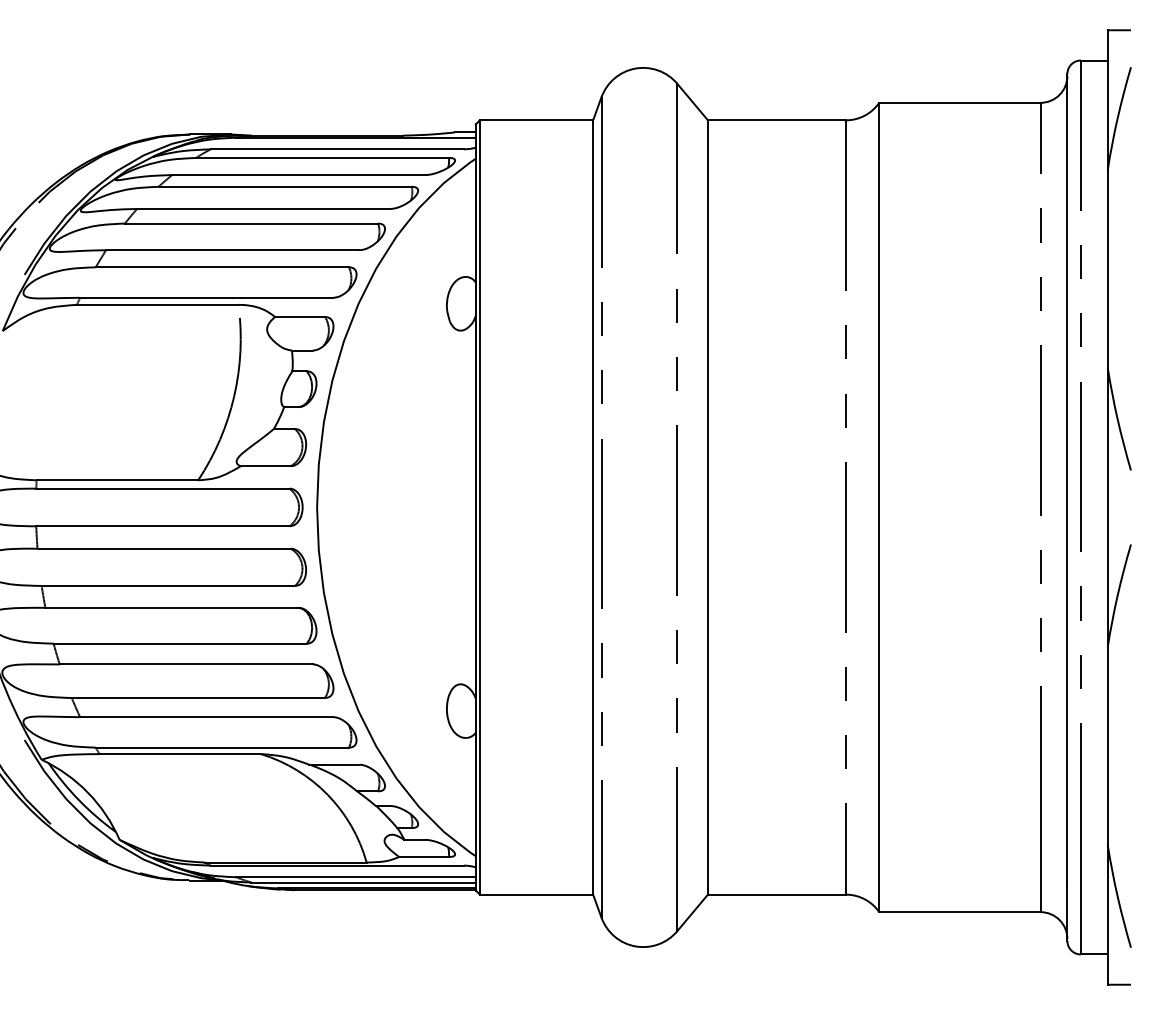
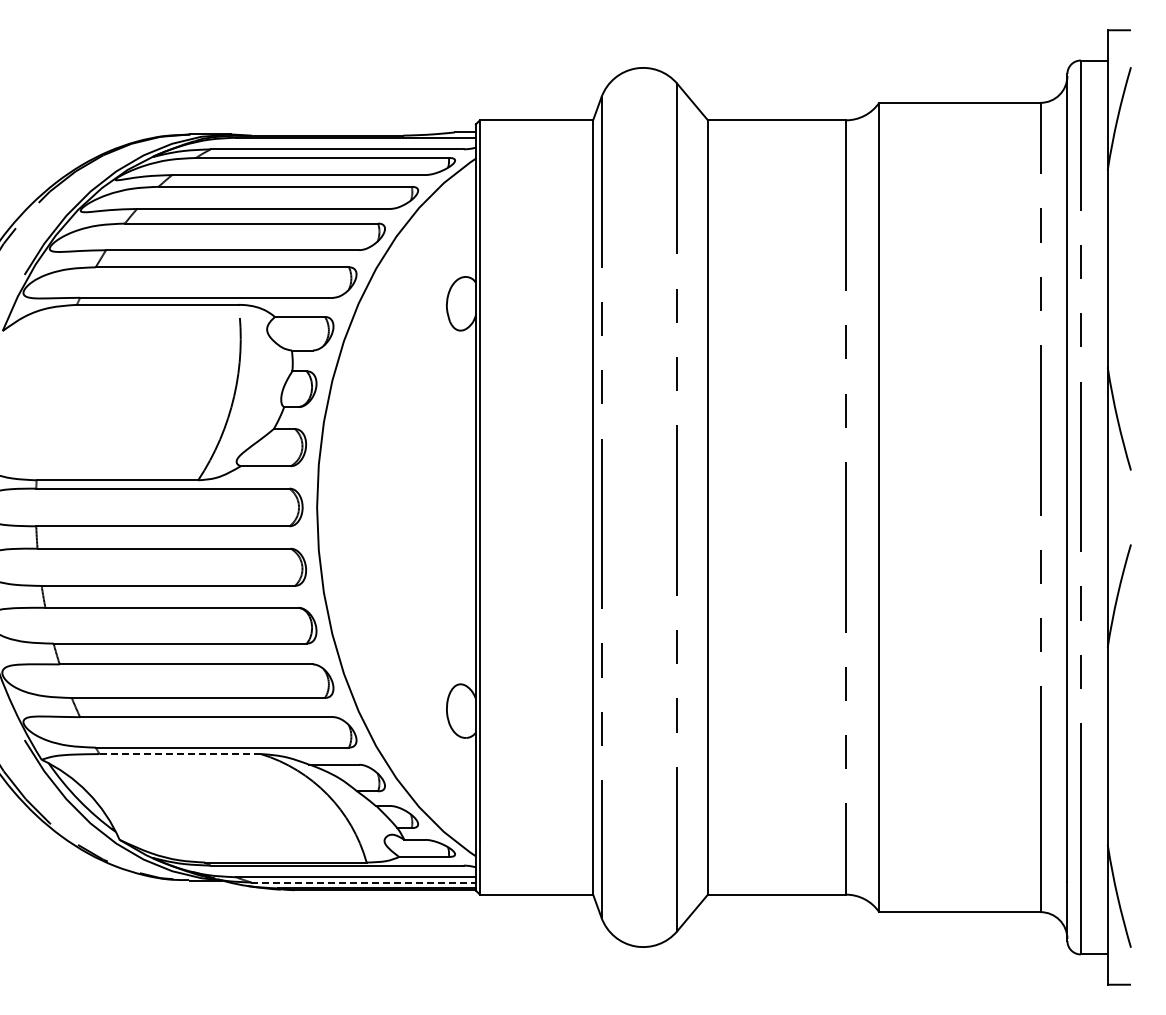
line: solid -> dashed (180, 754)
line: solid -> dashed (364, 882)
